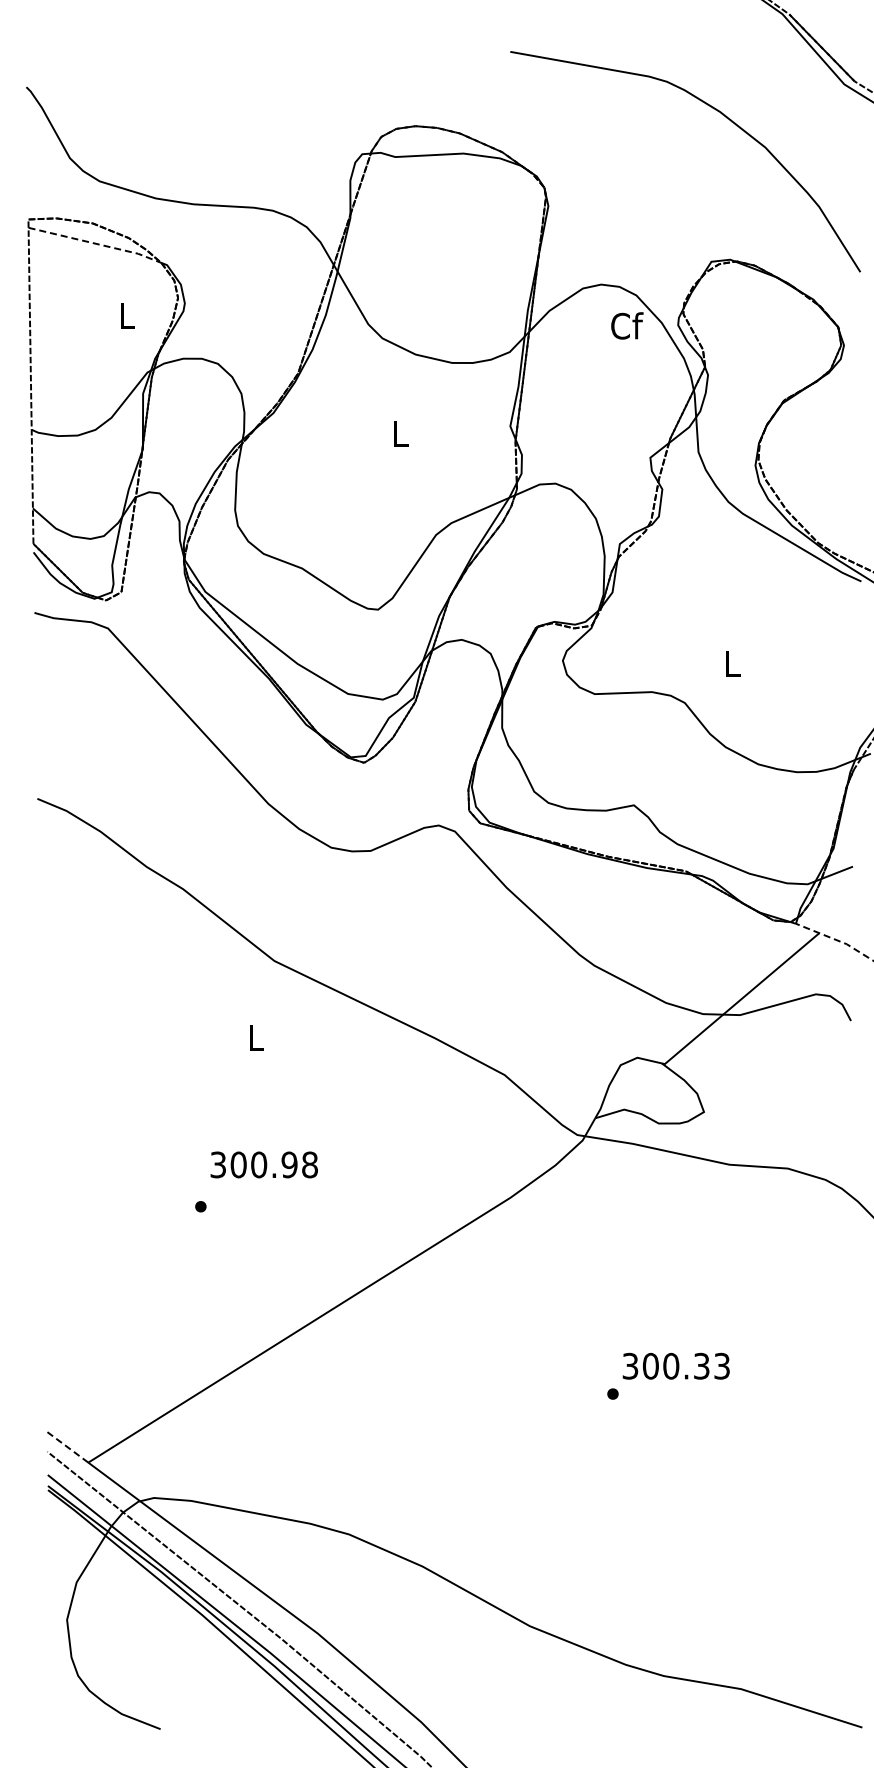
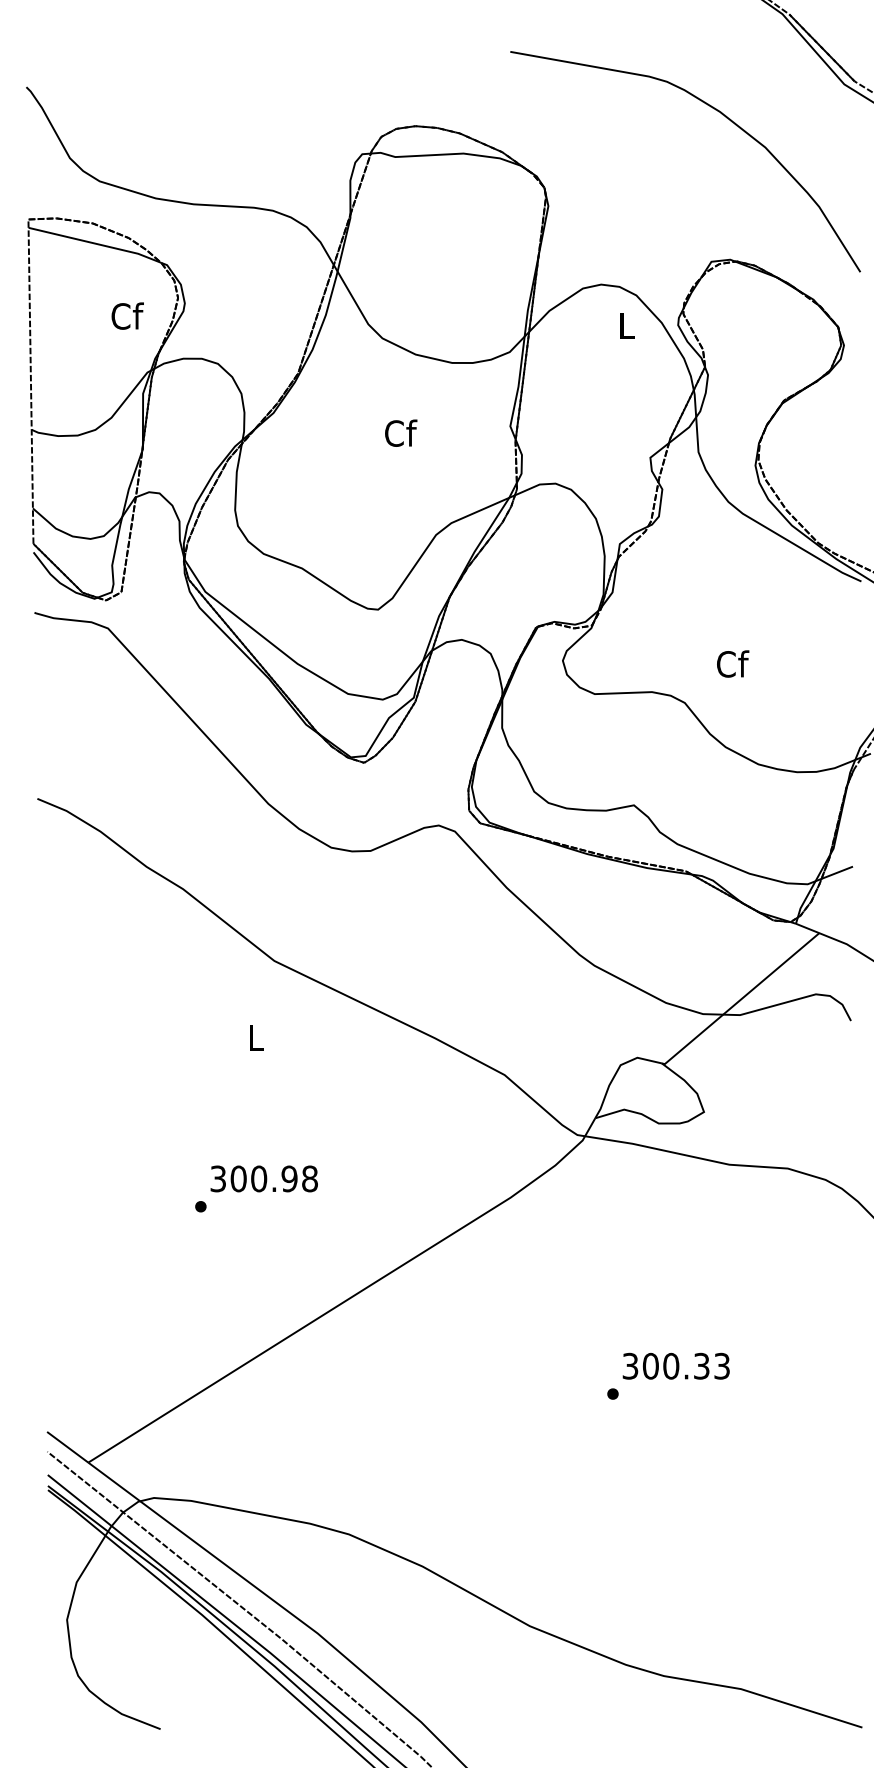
line: dashed -> solid (96, 243)
text: L -> Cf (127, 315)
text: Cf -> L (627, 325)
text: L -> Cf (401, 432)
text: L -> Cf (733, 663)
line: dashed -> solid (836, 940)
text position: (263, 1164) -> (263, 1178) (263, 1178)
line: dashed -> solid (67, 1447)
